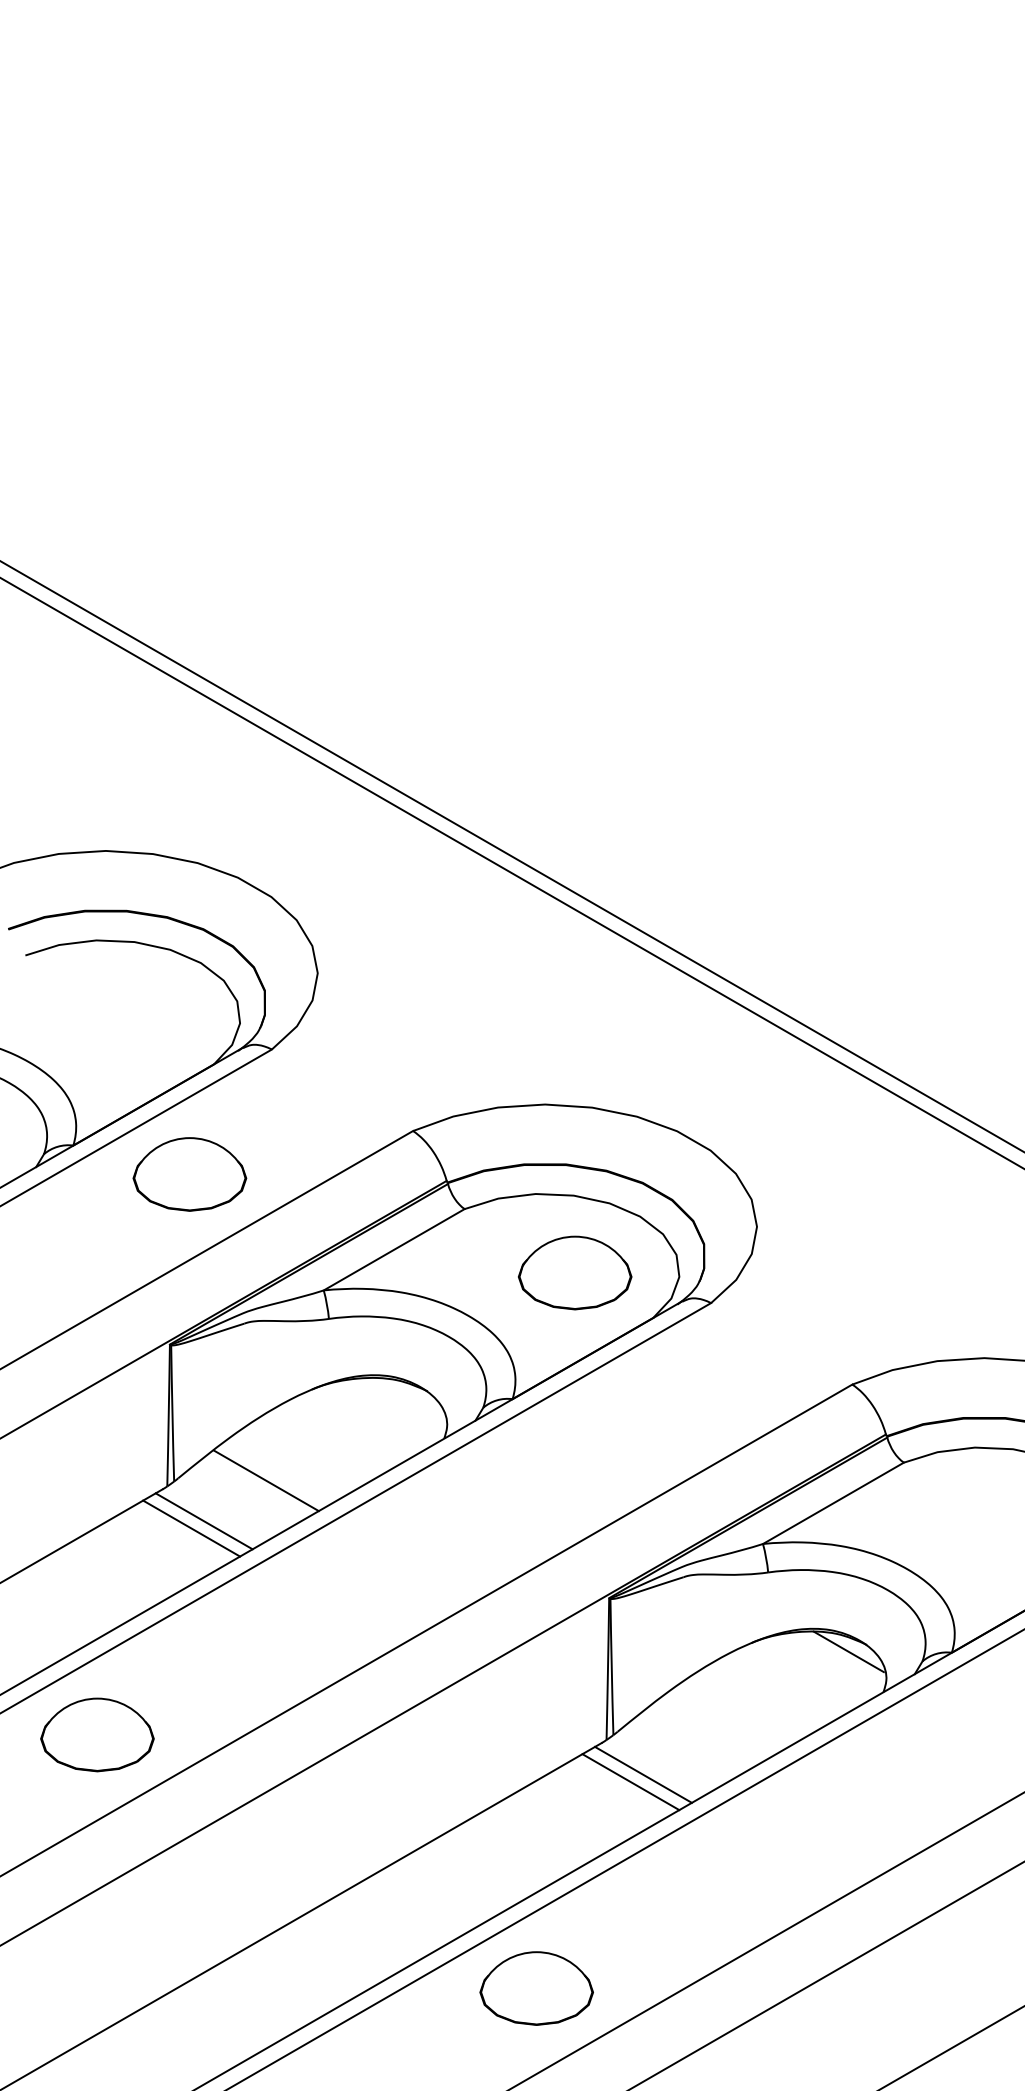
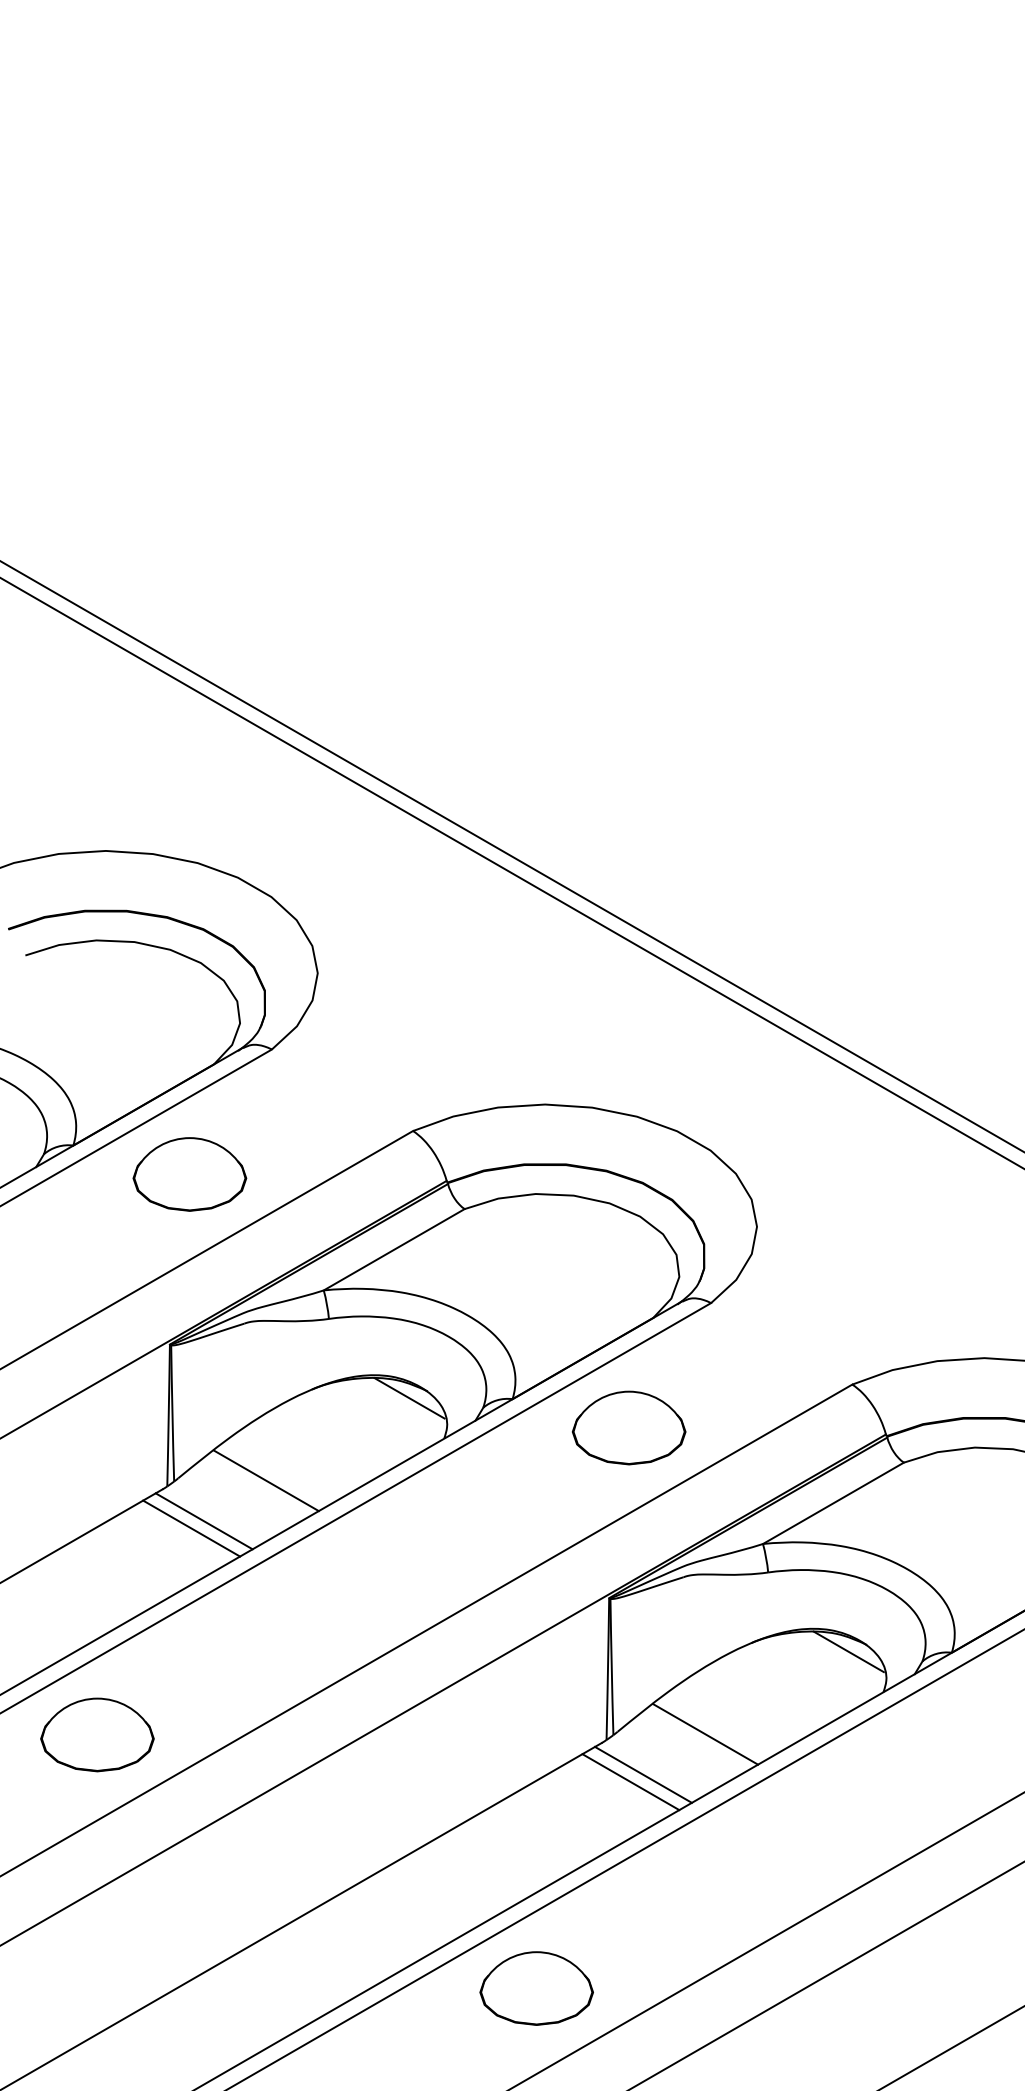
part position: (574, 1272) -> (628, 1427) (628, 1427)
line: none -> present (409, 1398)
line: none -> present (705, 1734)
